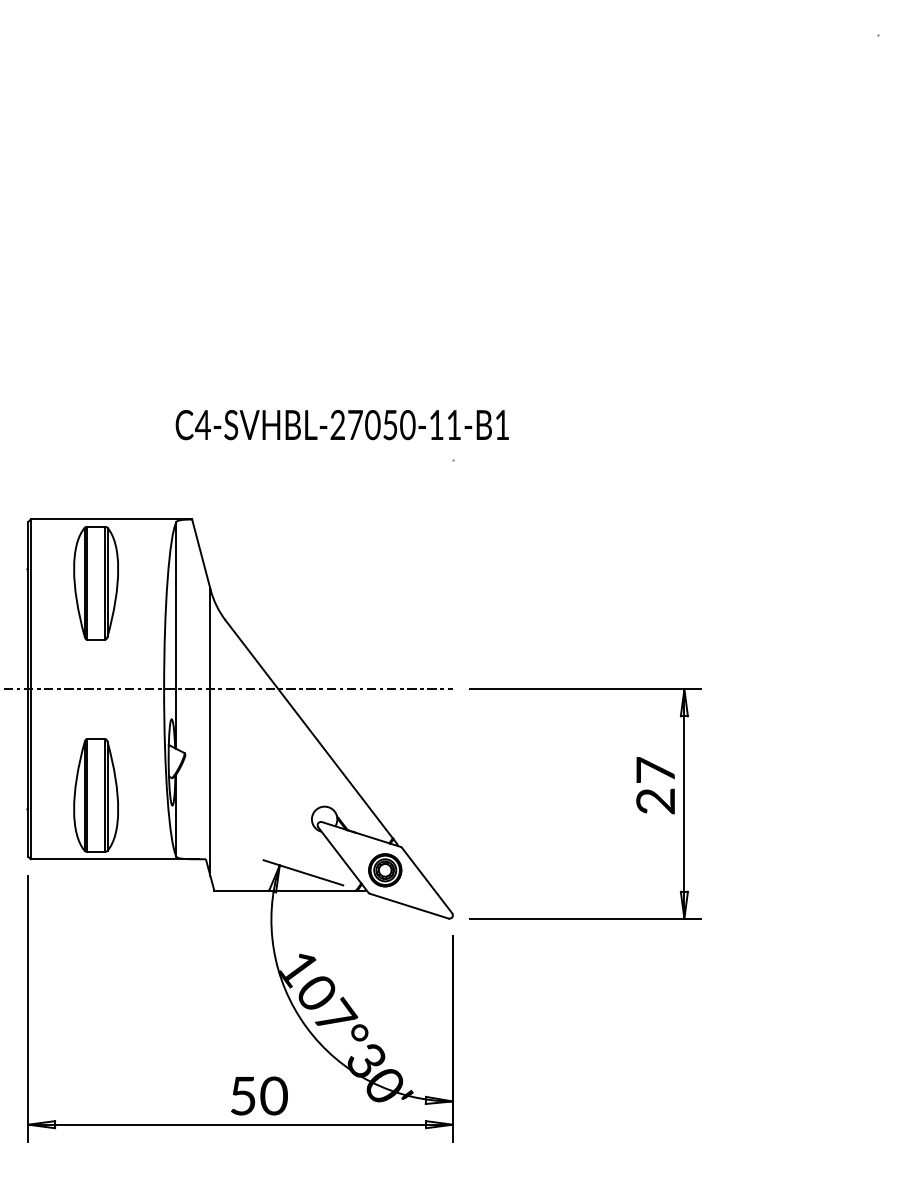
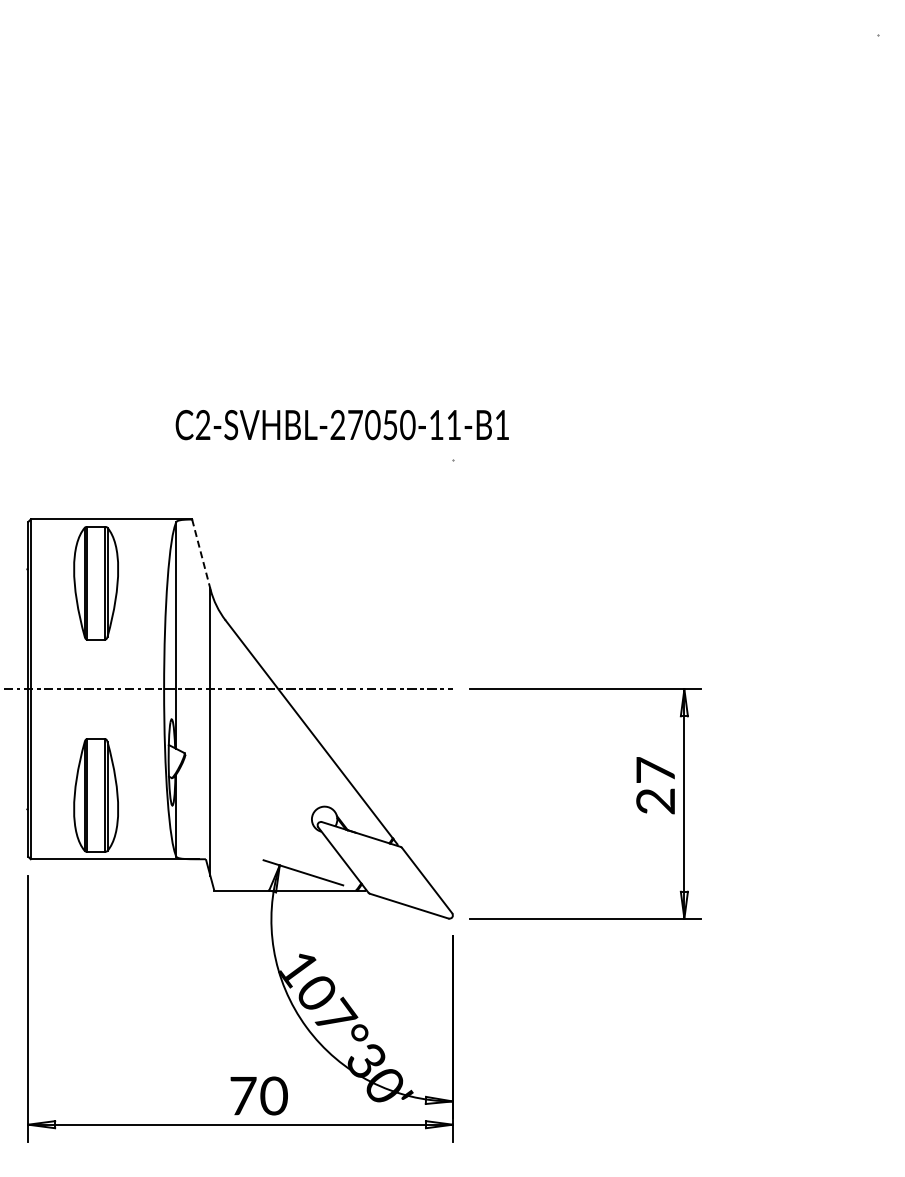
text: C4-SVHBL-27050-11-B1 -> C2-SVHBL-27050-11-B1 (202, 424)
line: solid -> dashed (201, 553)
part: present -> none (385, 870)
text: 50 -> 70 (243, 1096)
